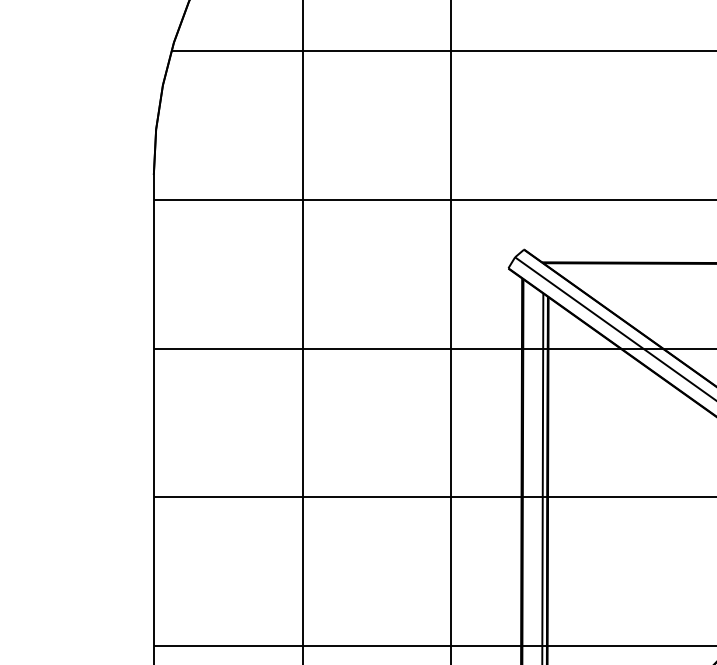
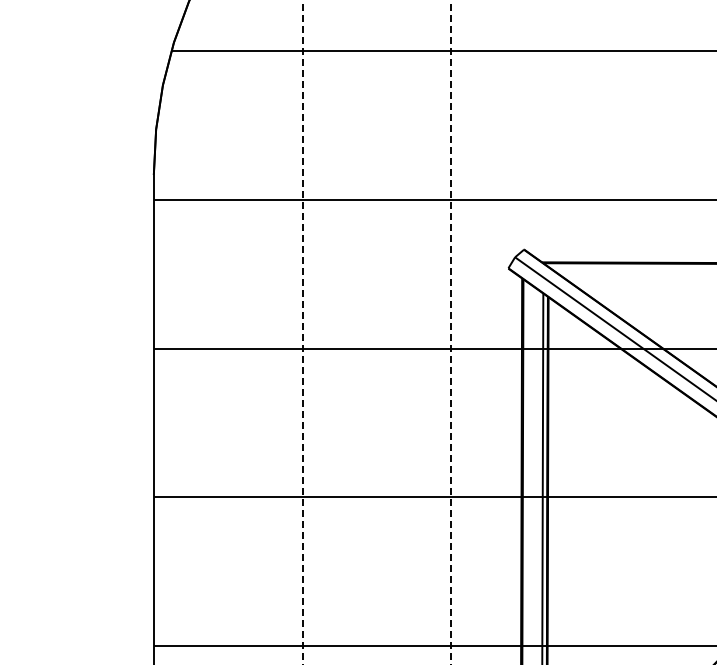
line: solid -> dashed (302, 332)
line: solid -> dashed (451, 332)
